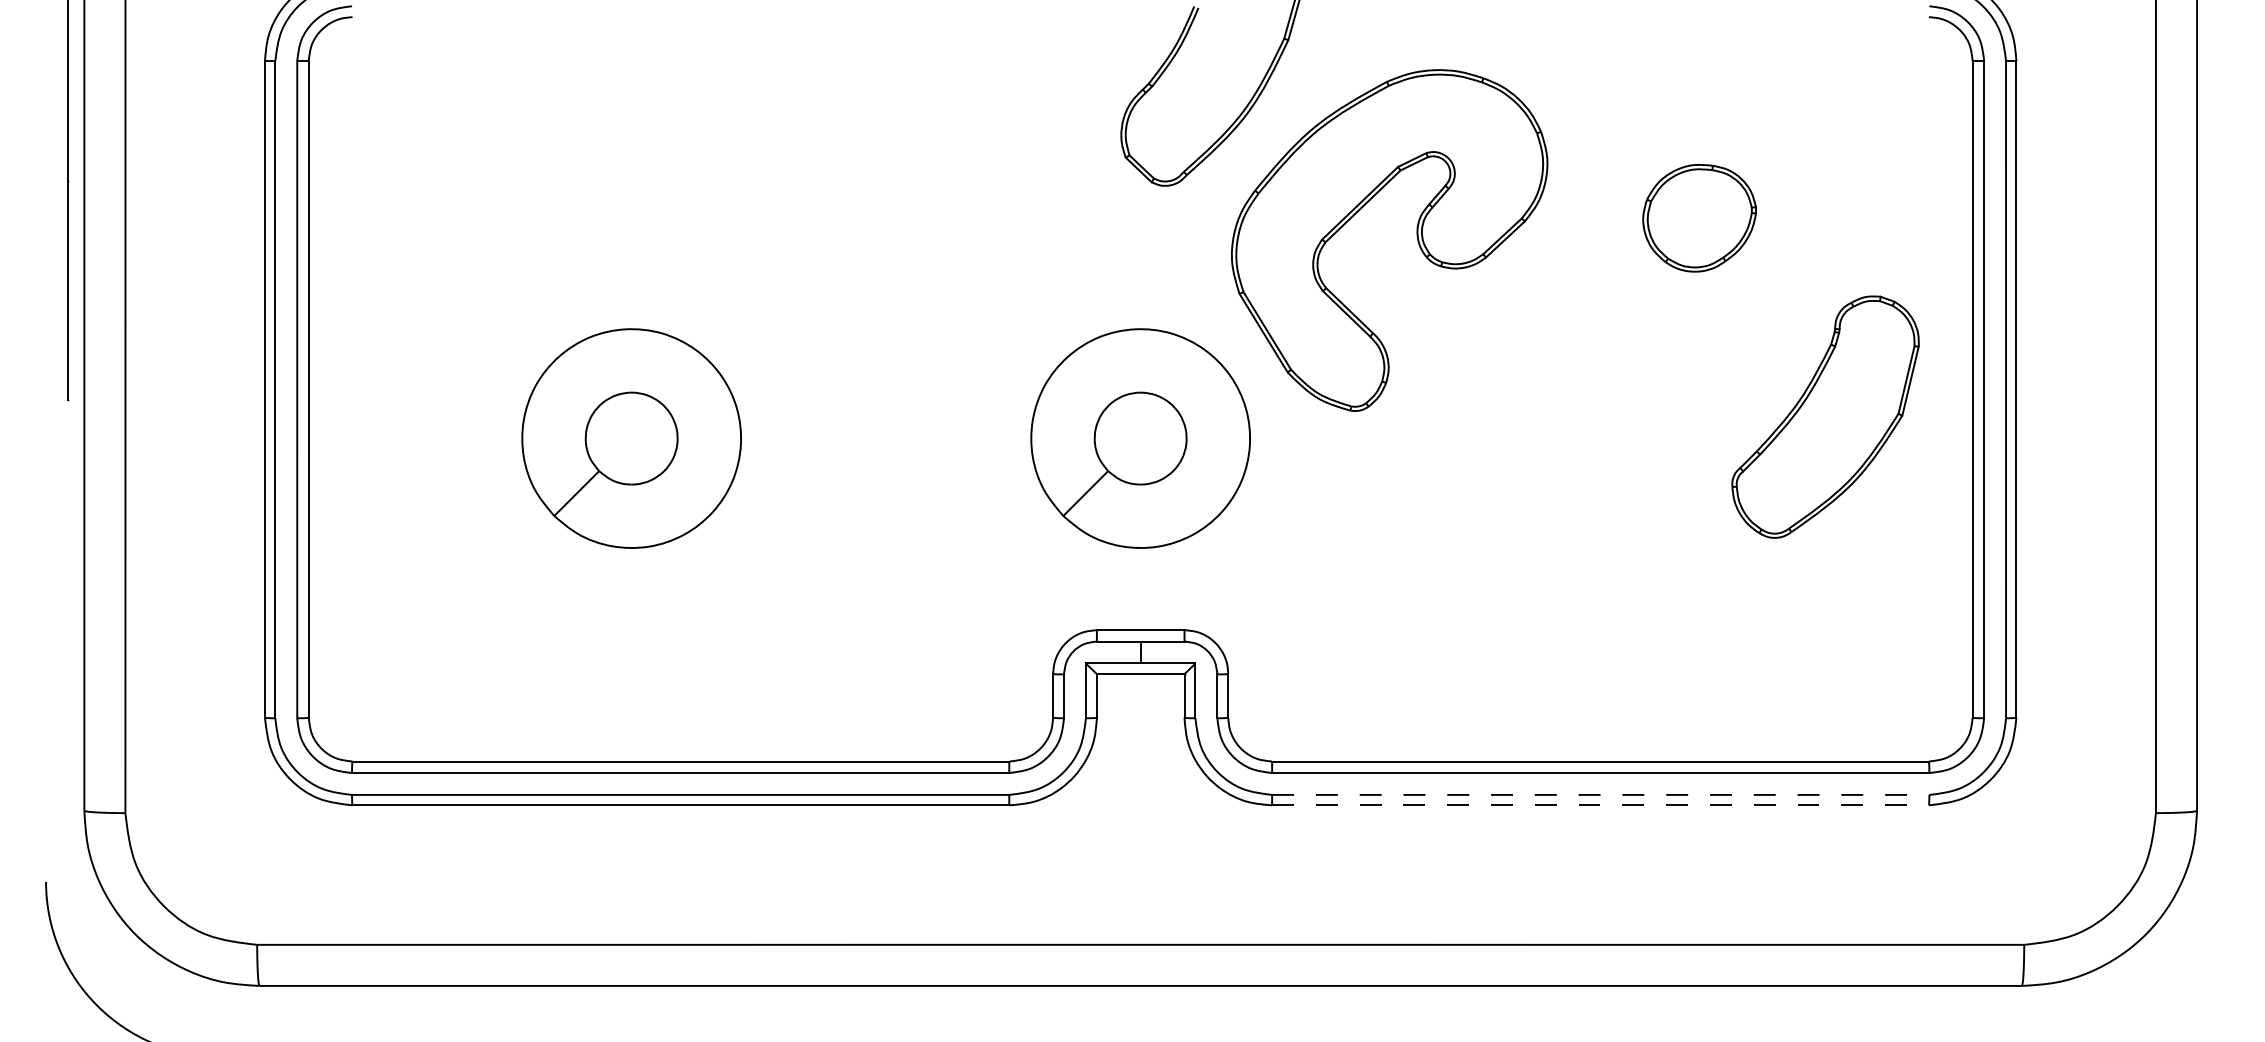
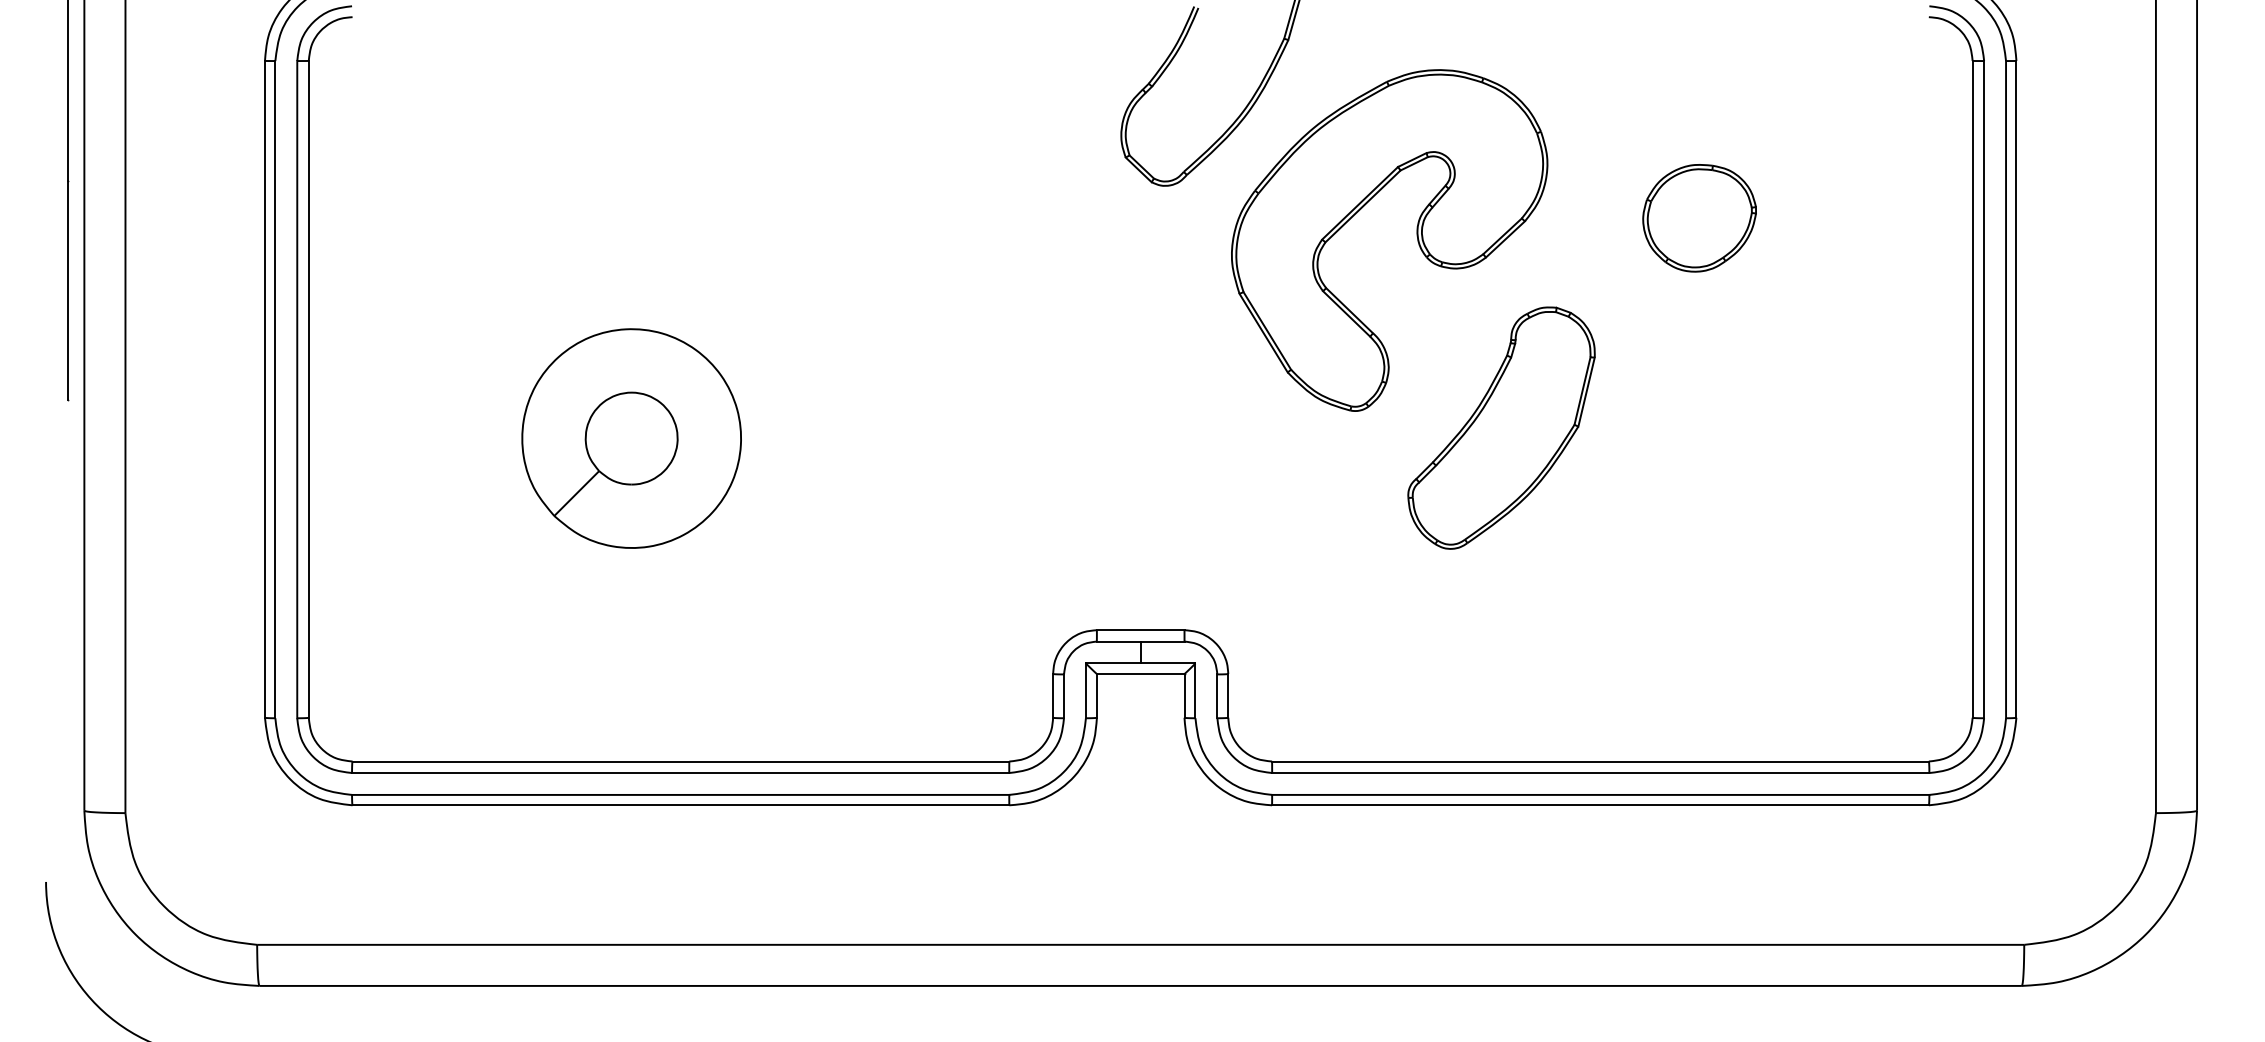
part position: (1825, 416) -> (1501, 427) (1501, 427)
part: present -> none (1140, 438)
line: dashed -> solid (1600, 794)
line: dashed -> solid (1600, 805)
